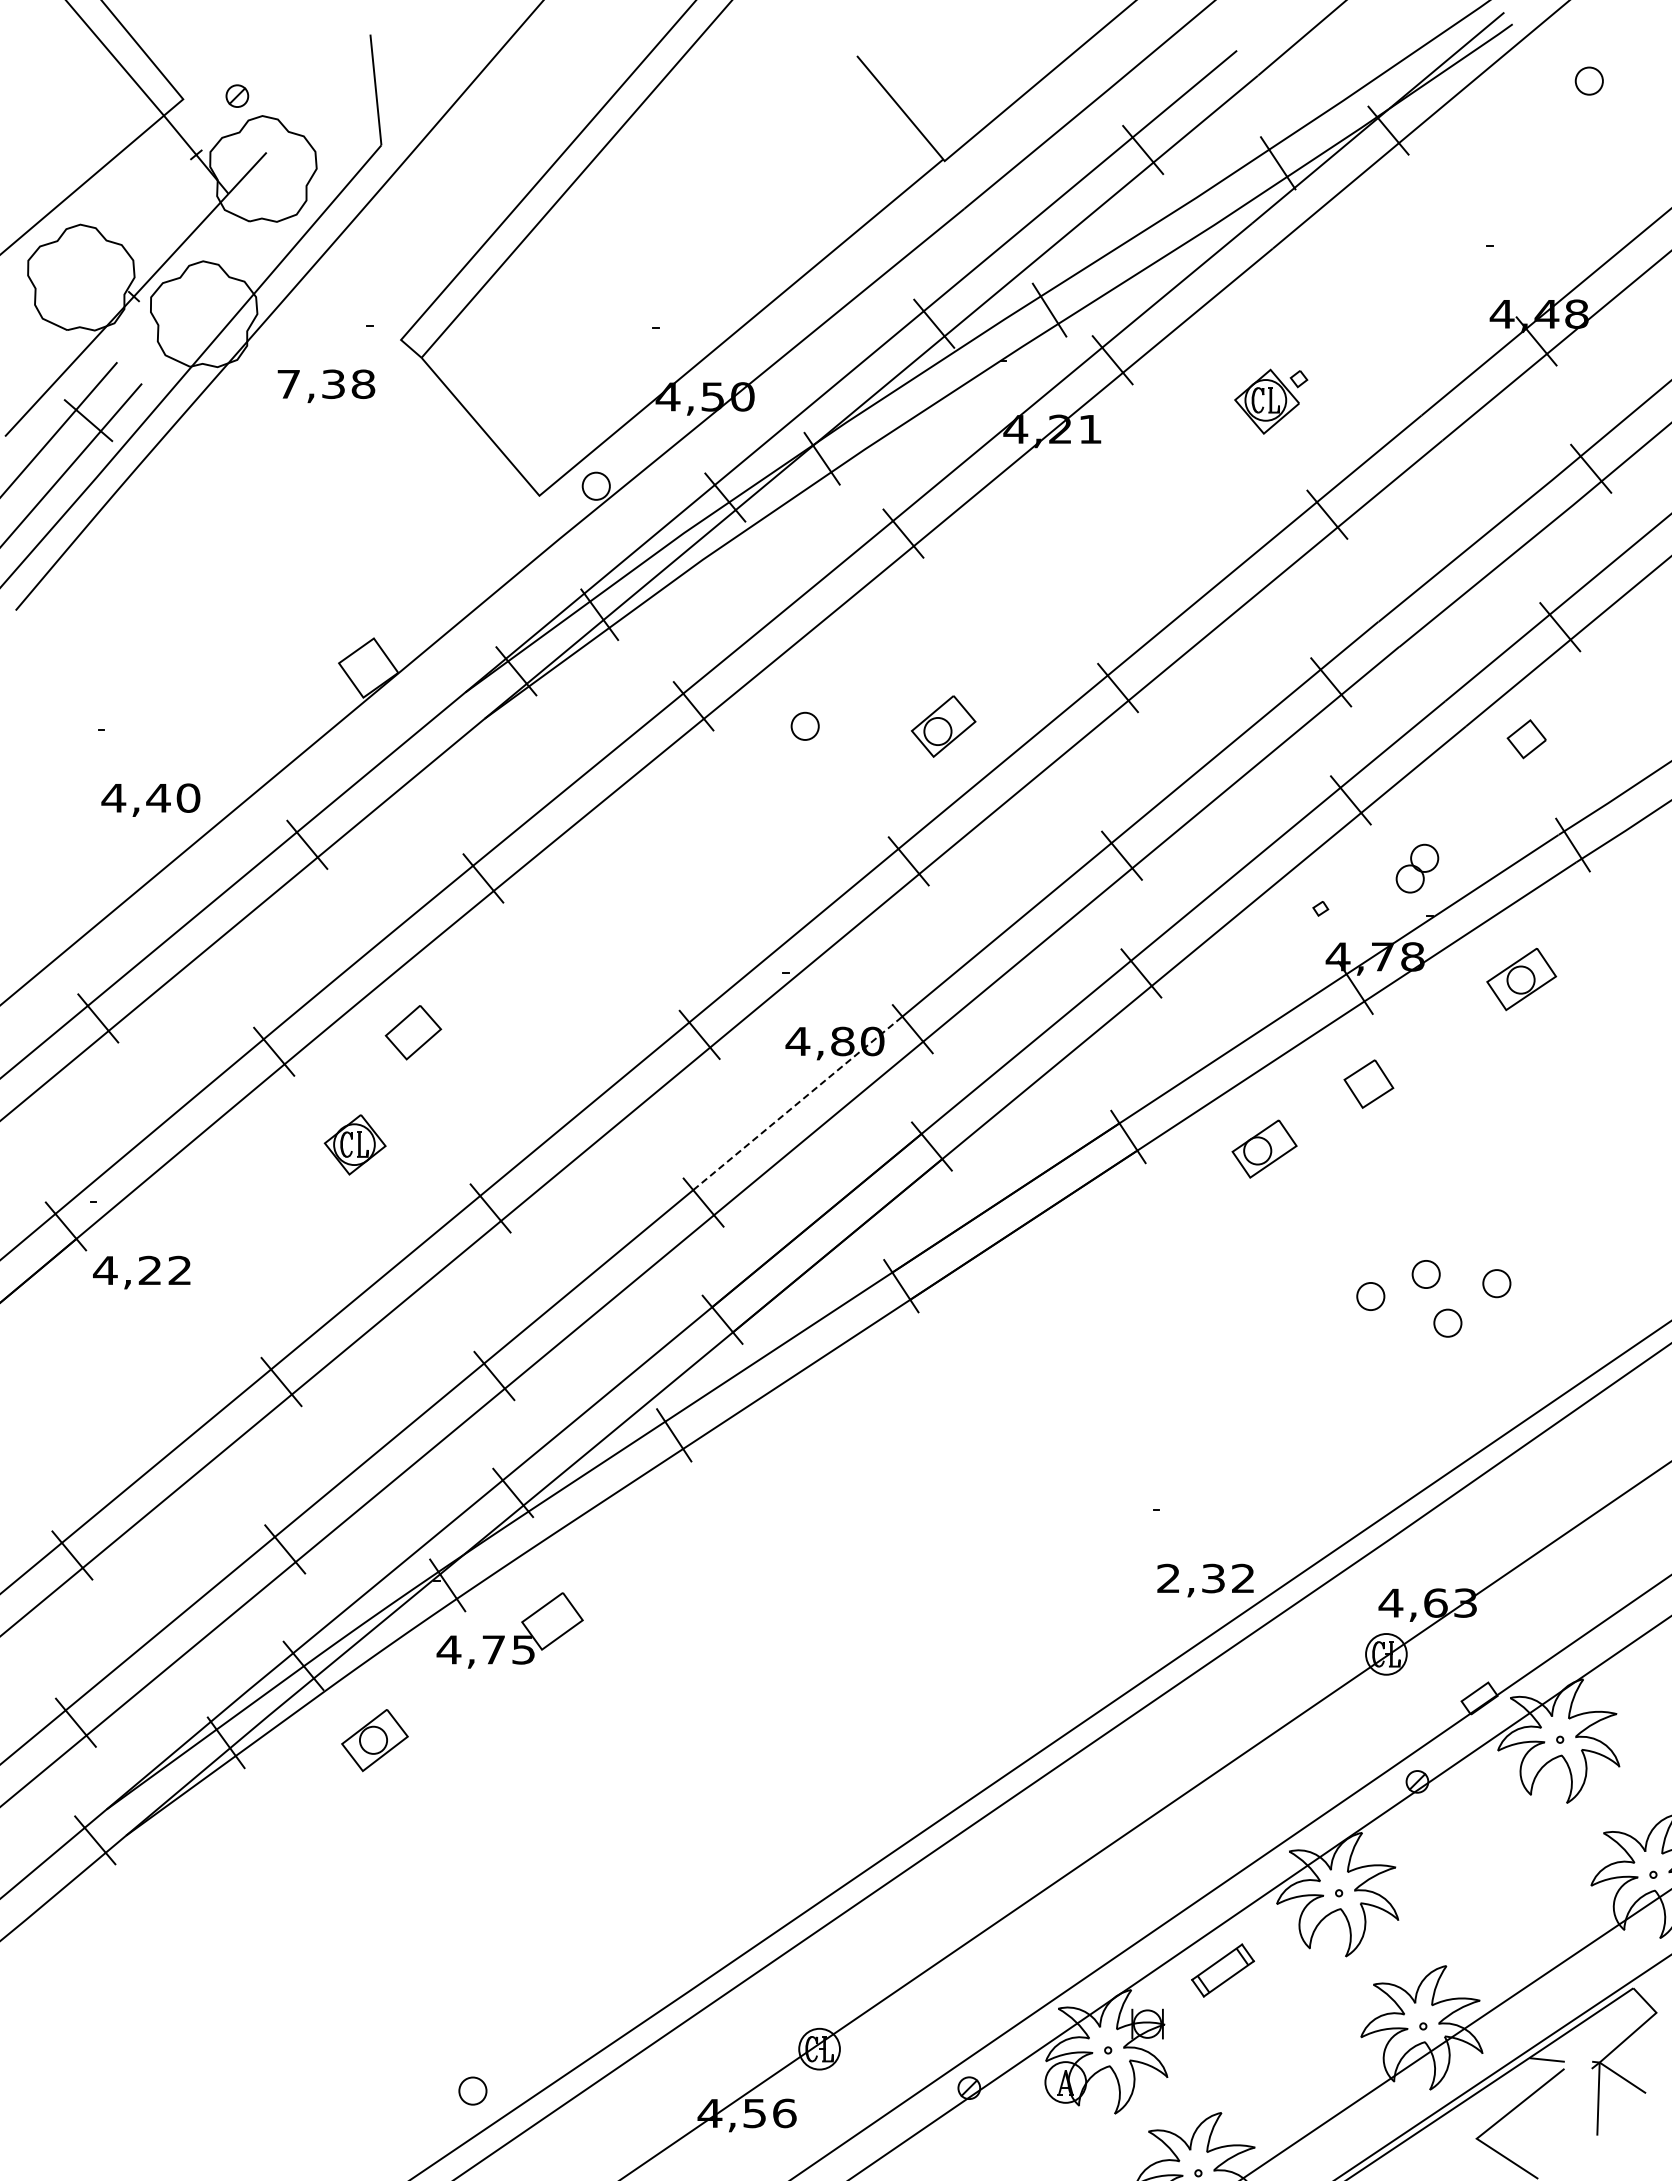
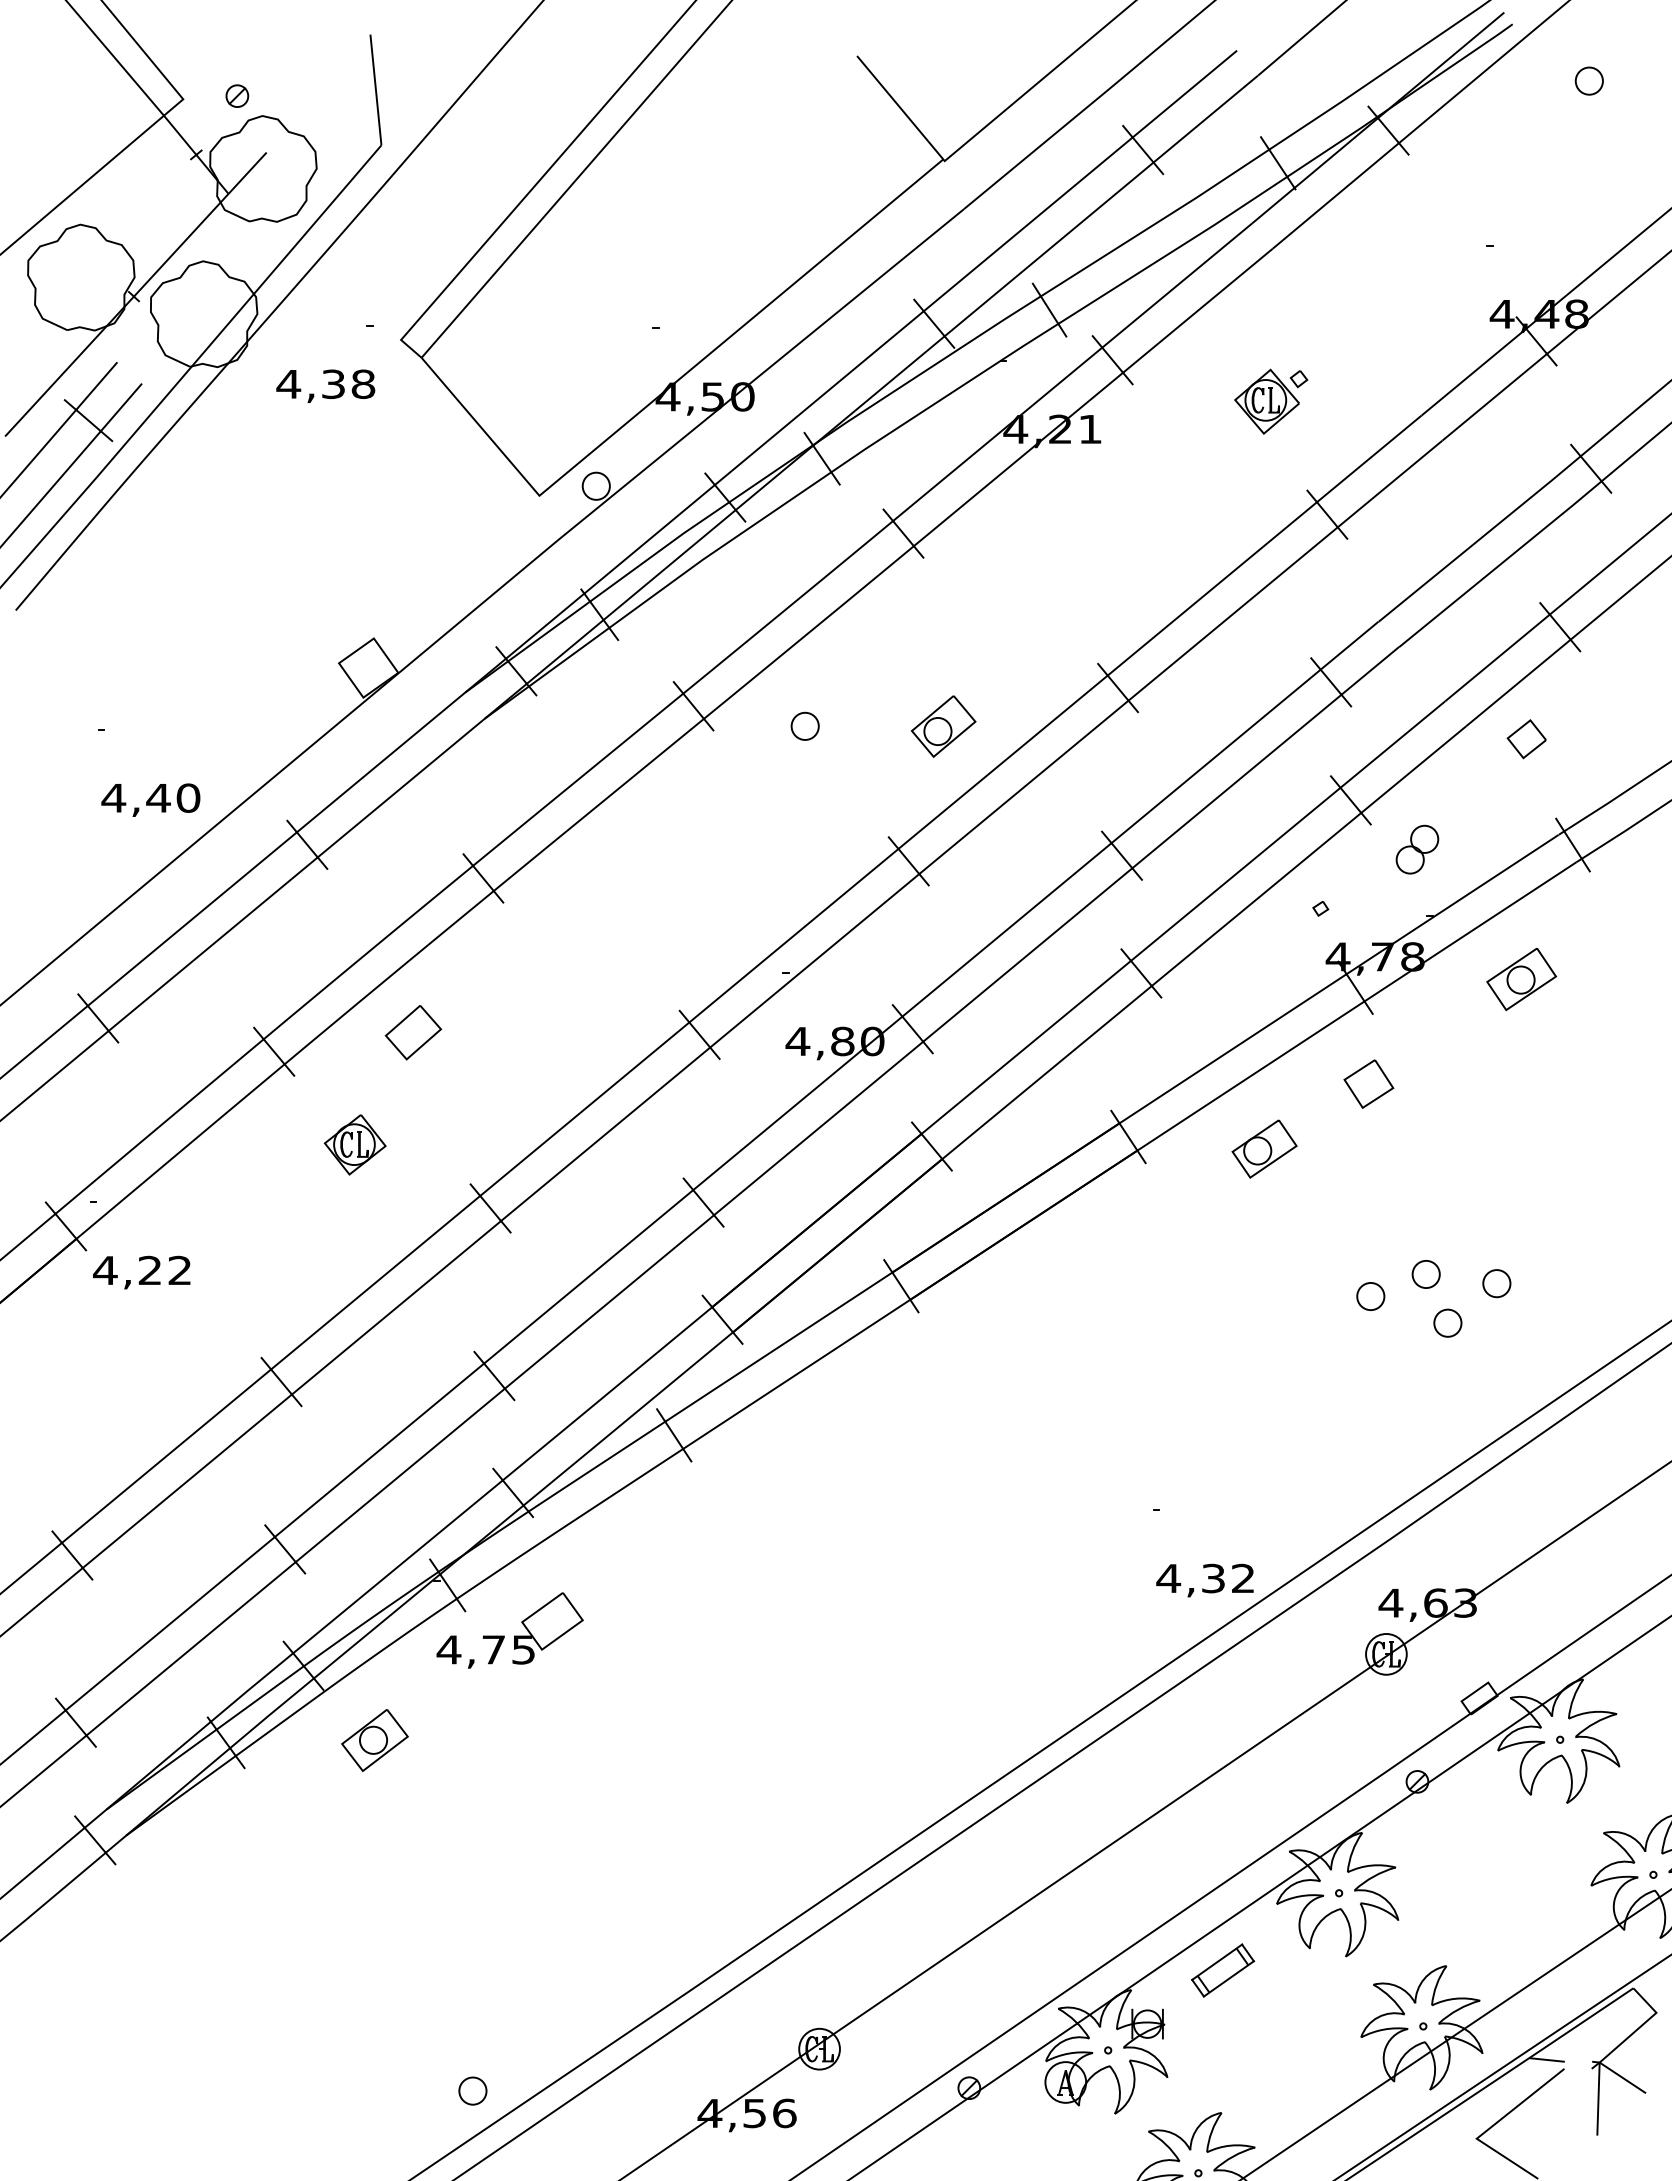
text: 7,38 -> 4,38 (288, 384)
part position: (1417, 868) -> (1417, 849) (1417, 849)
line: dashed -> solid (797, 1103)
text: 2,32 -> 4,32 (1168, 1577)
